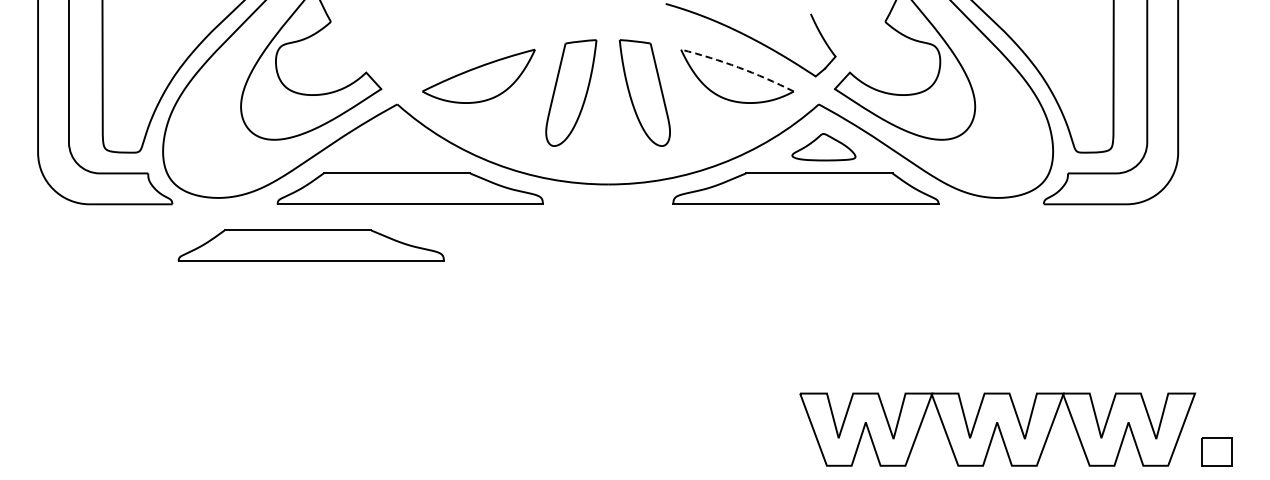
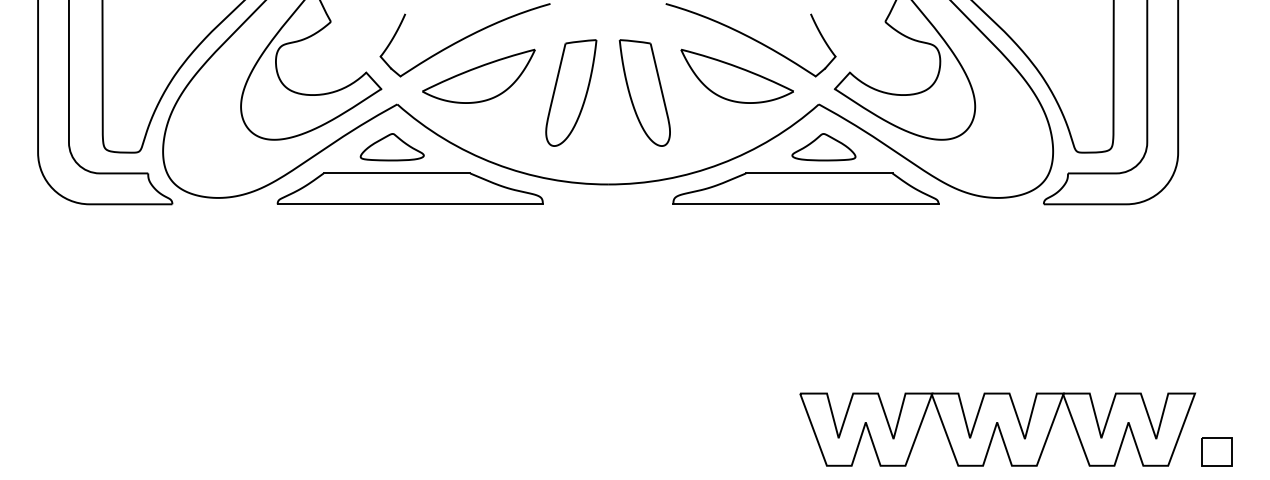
part: none -> present (464, 40)
arc: dashed -> solid (738, 67)
part: none -> present (391, 147)
part: present -> none (310, 245)
